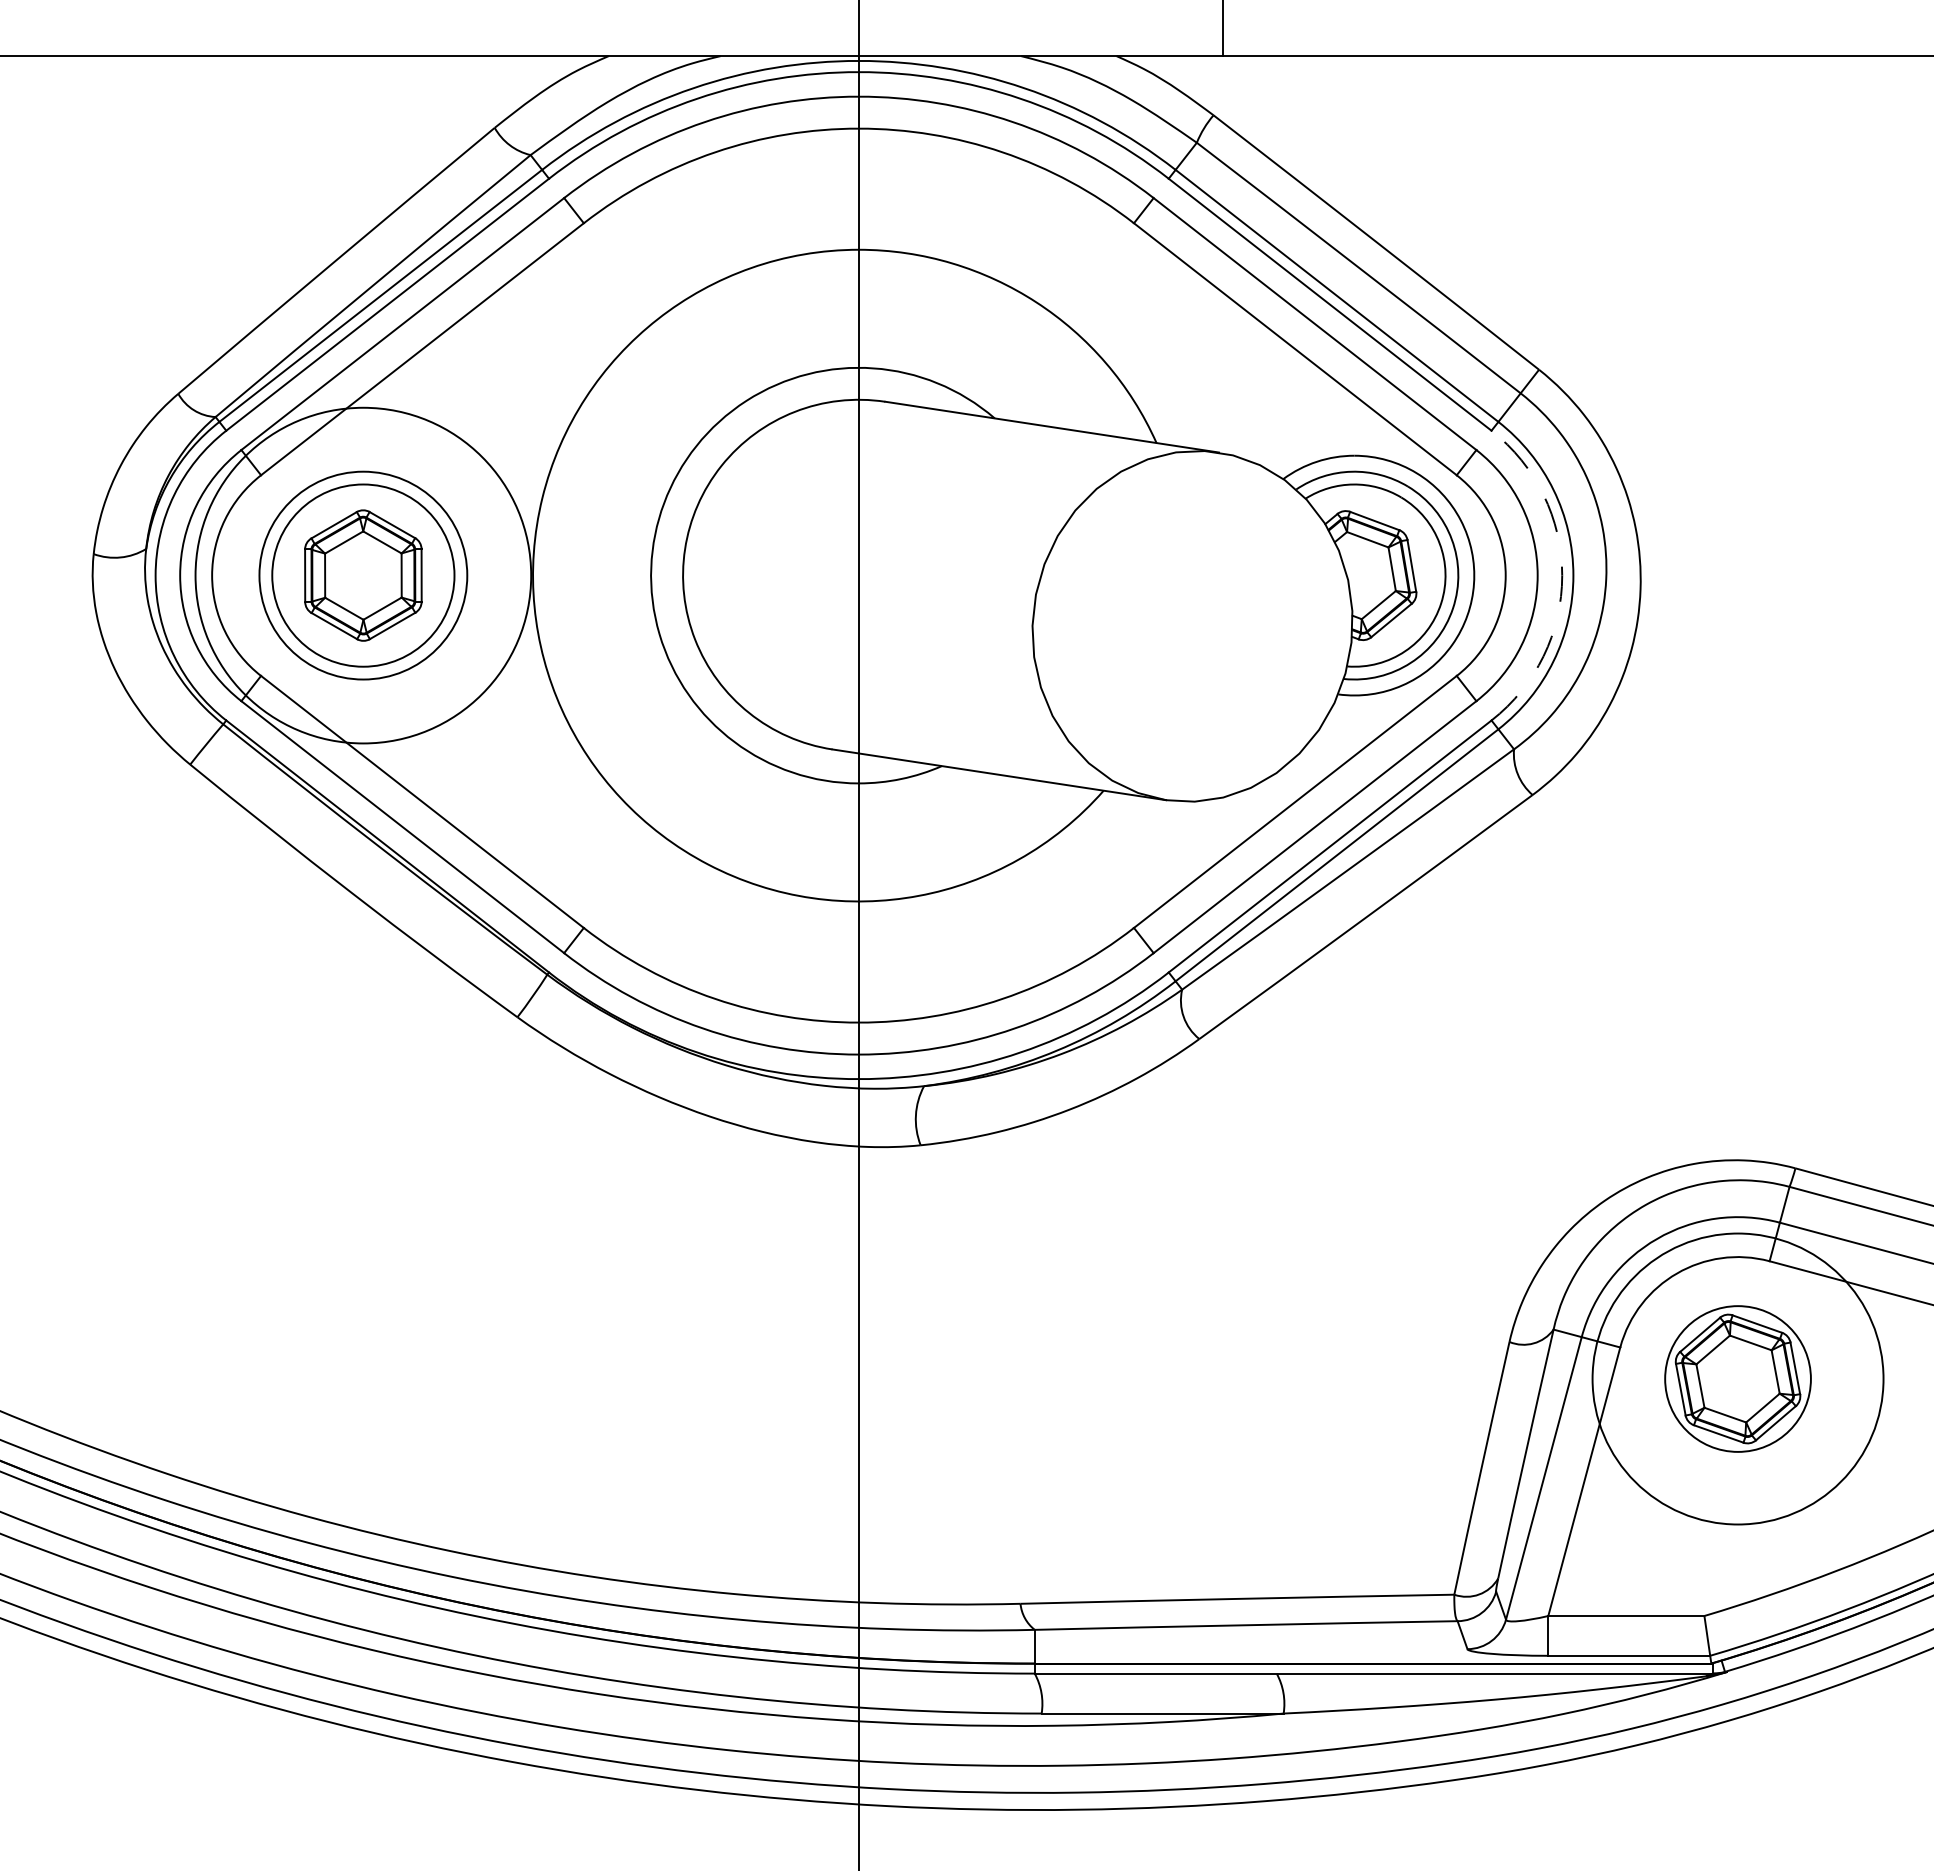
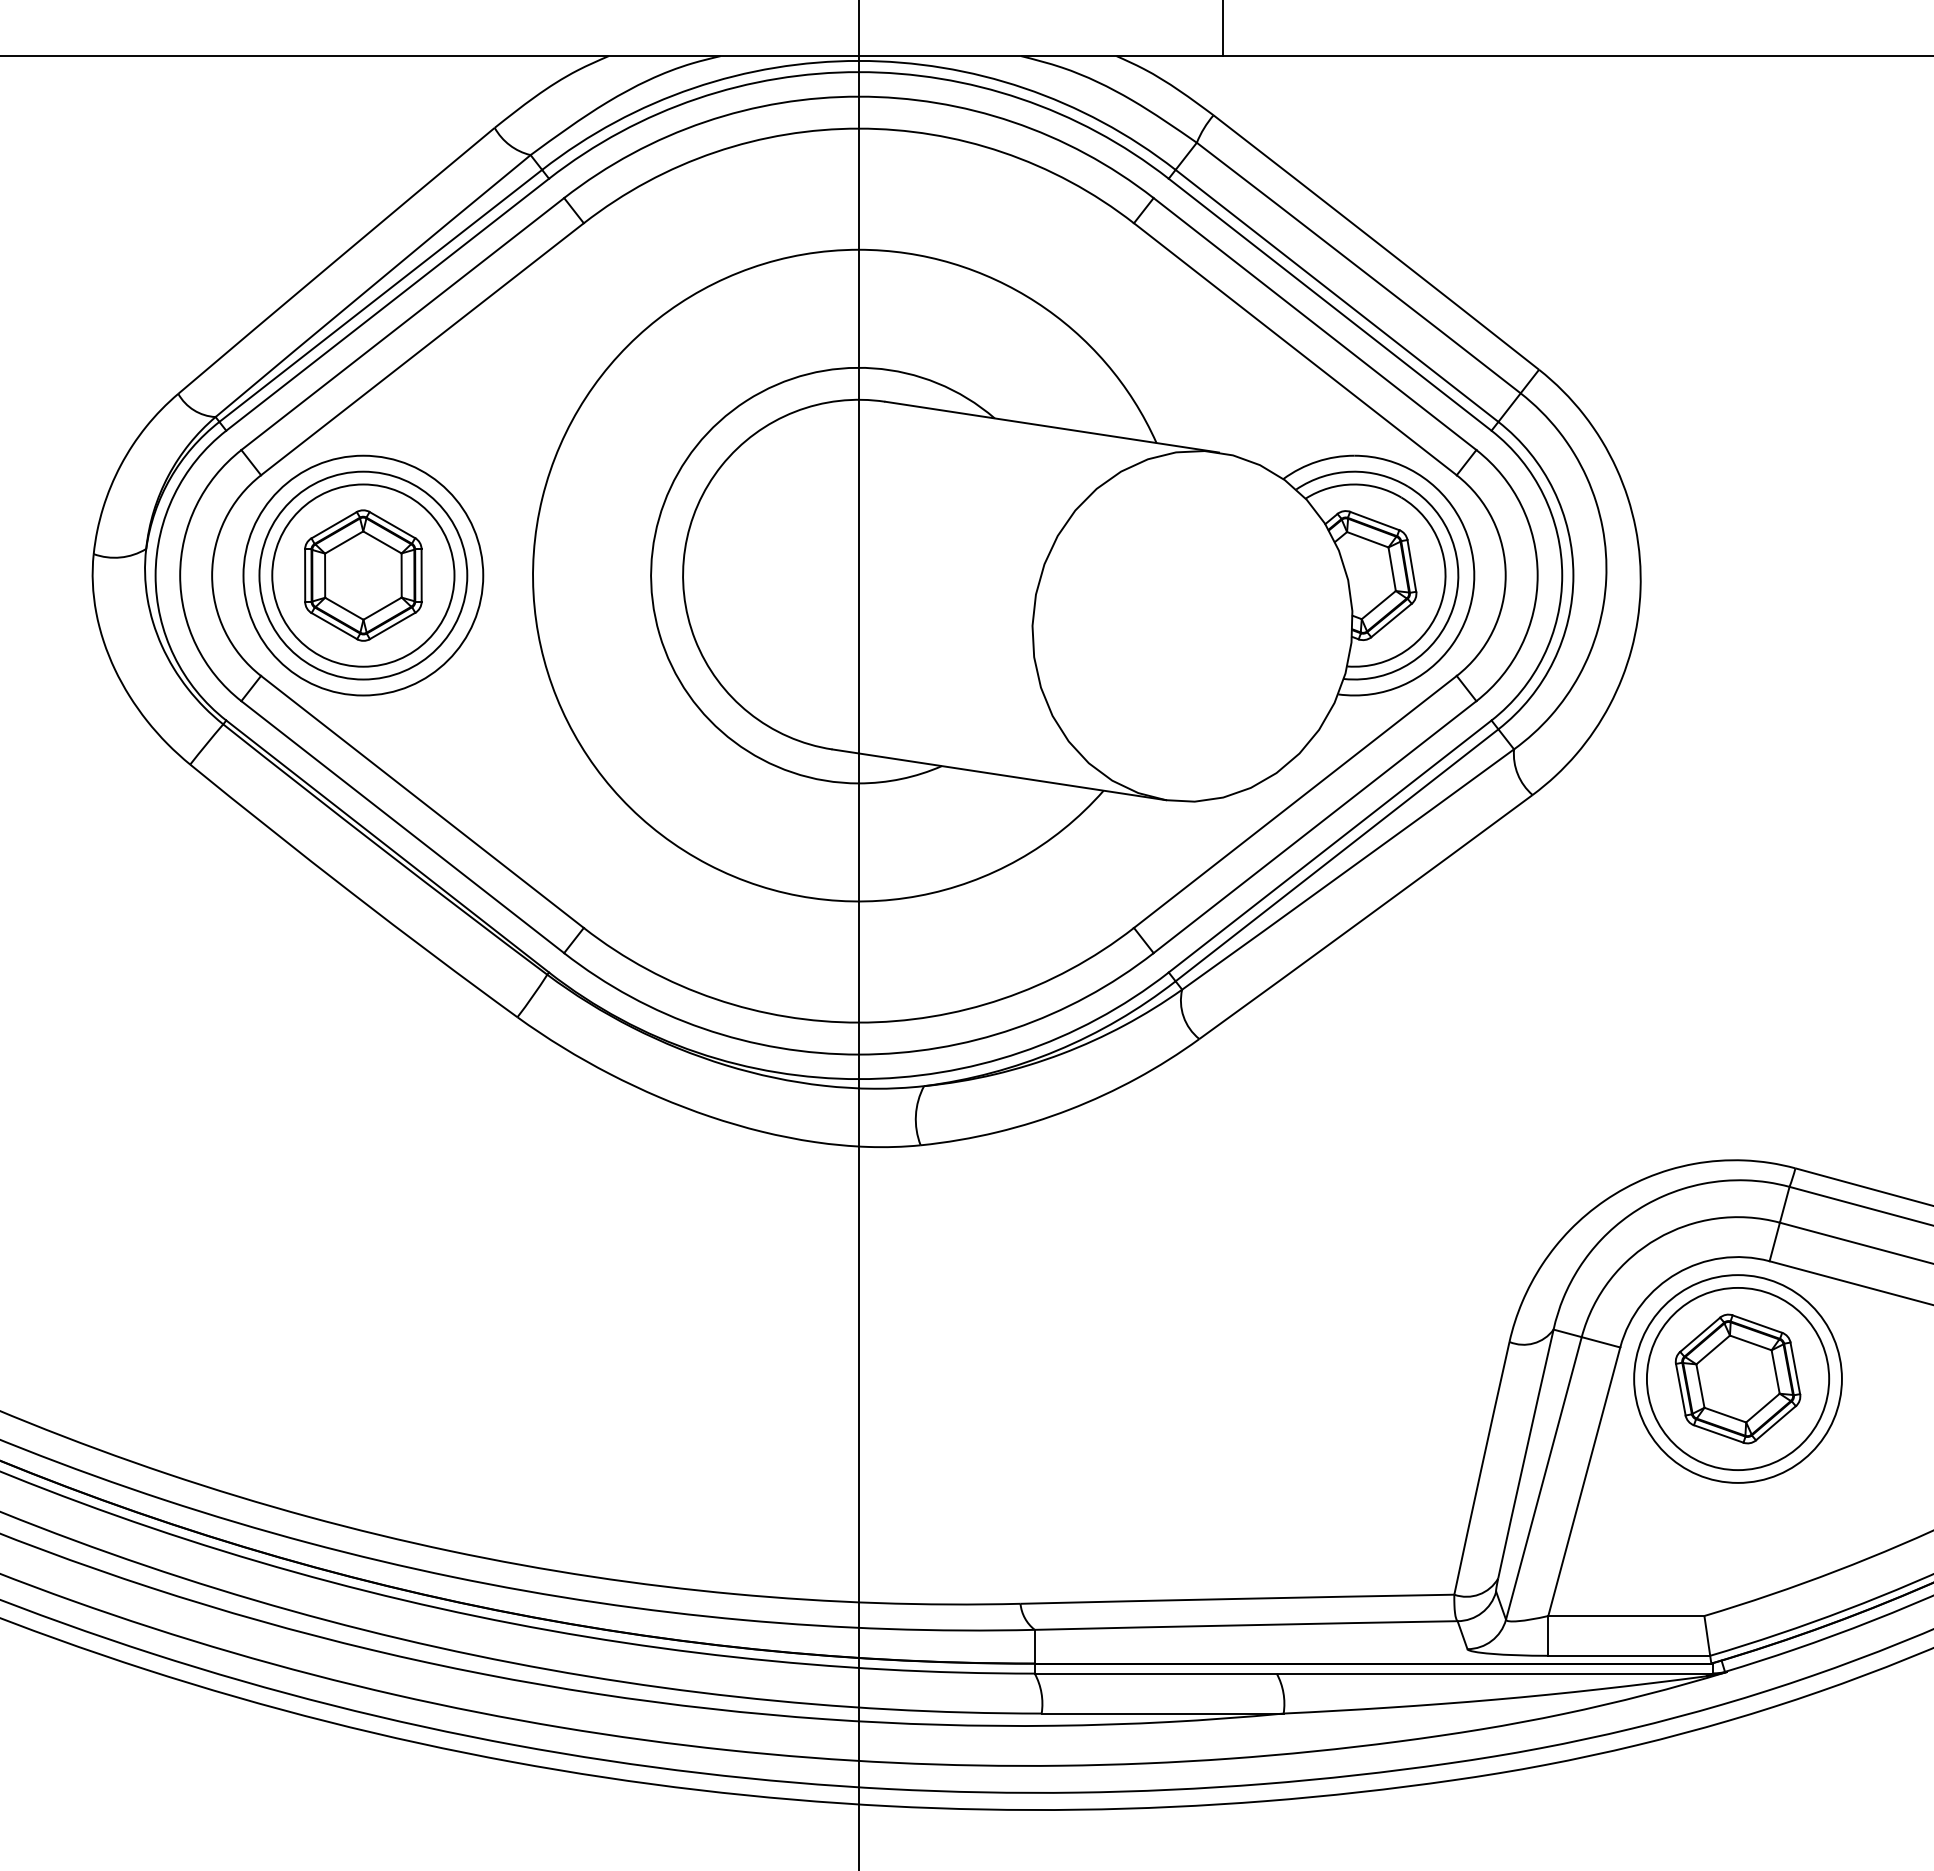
circle diameter: 336 px -> 240 px (363, 575)
arc: dashed -> solid (1562, 575)
circle diameter: 146 px -> 182 px (1737, 1378)
circle diameter: 291 px -> 208 px (1737, 1378)
